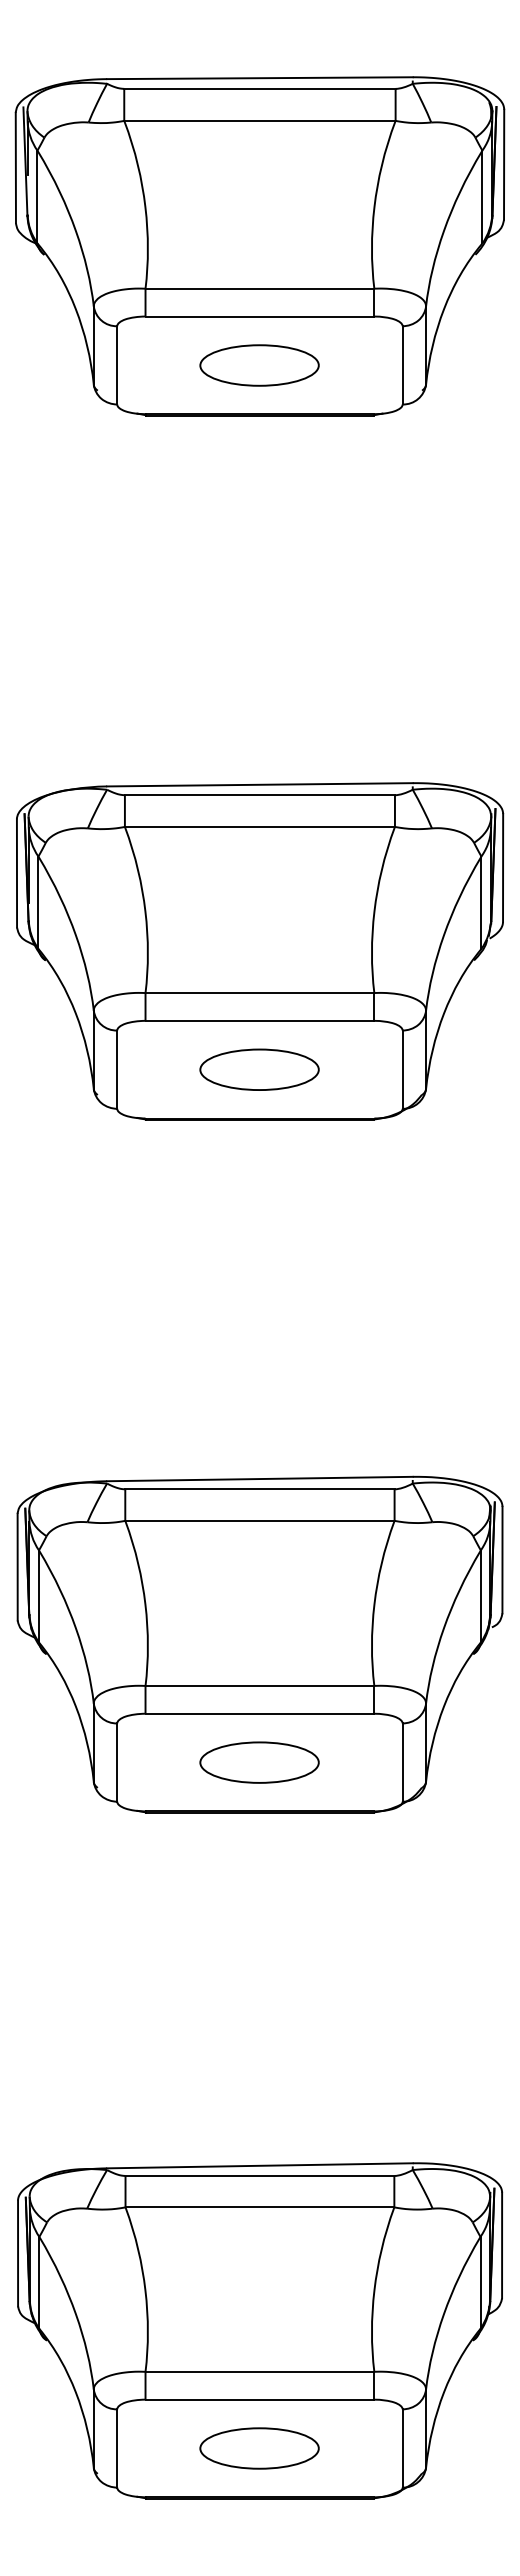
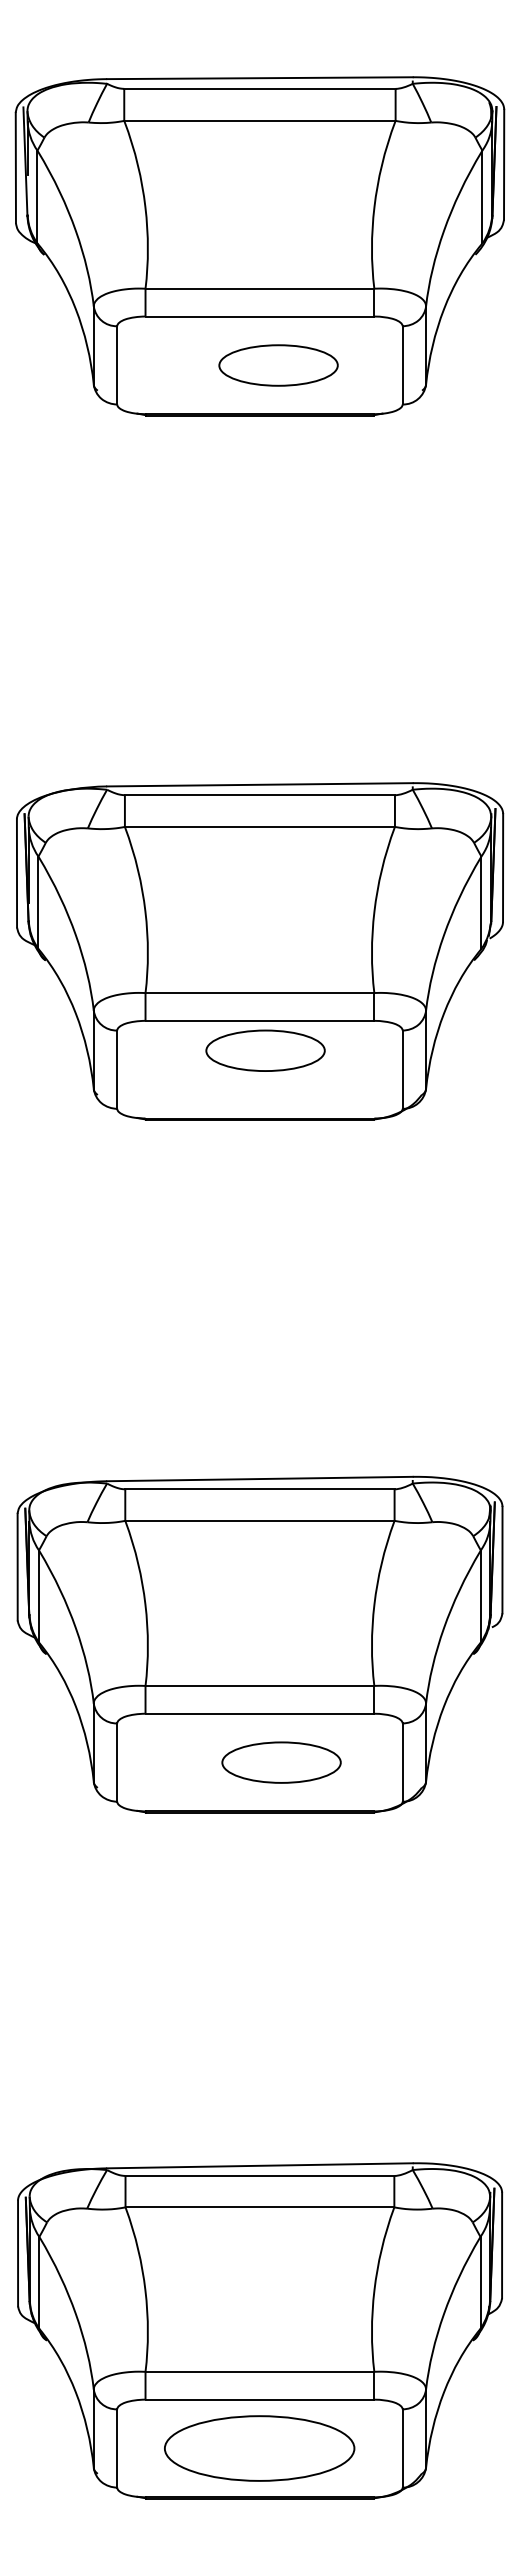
part position: (259, 365) -> (278, 365) (278, 365)
part position: (259, 1069) -> (265, 1050) (265, 1050)
part position: (259, 1762) -> (281, 1762) (281, 1762)
part size: 121x43 px -> 192x67 px (259, 2448)
